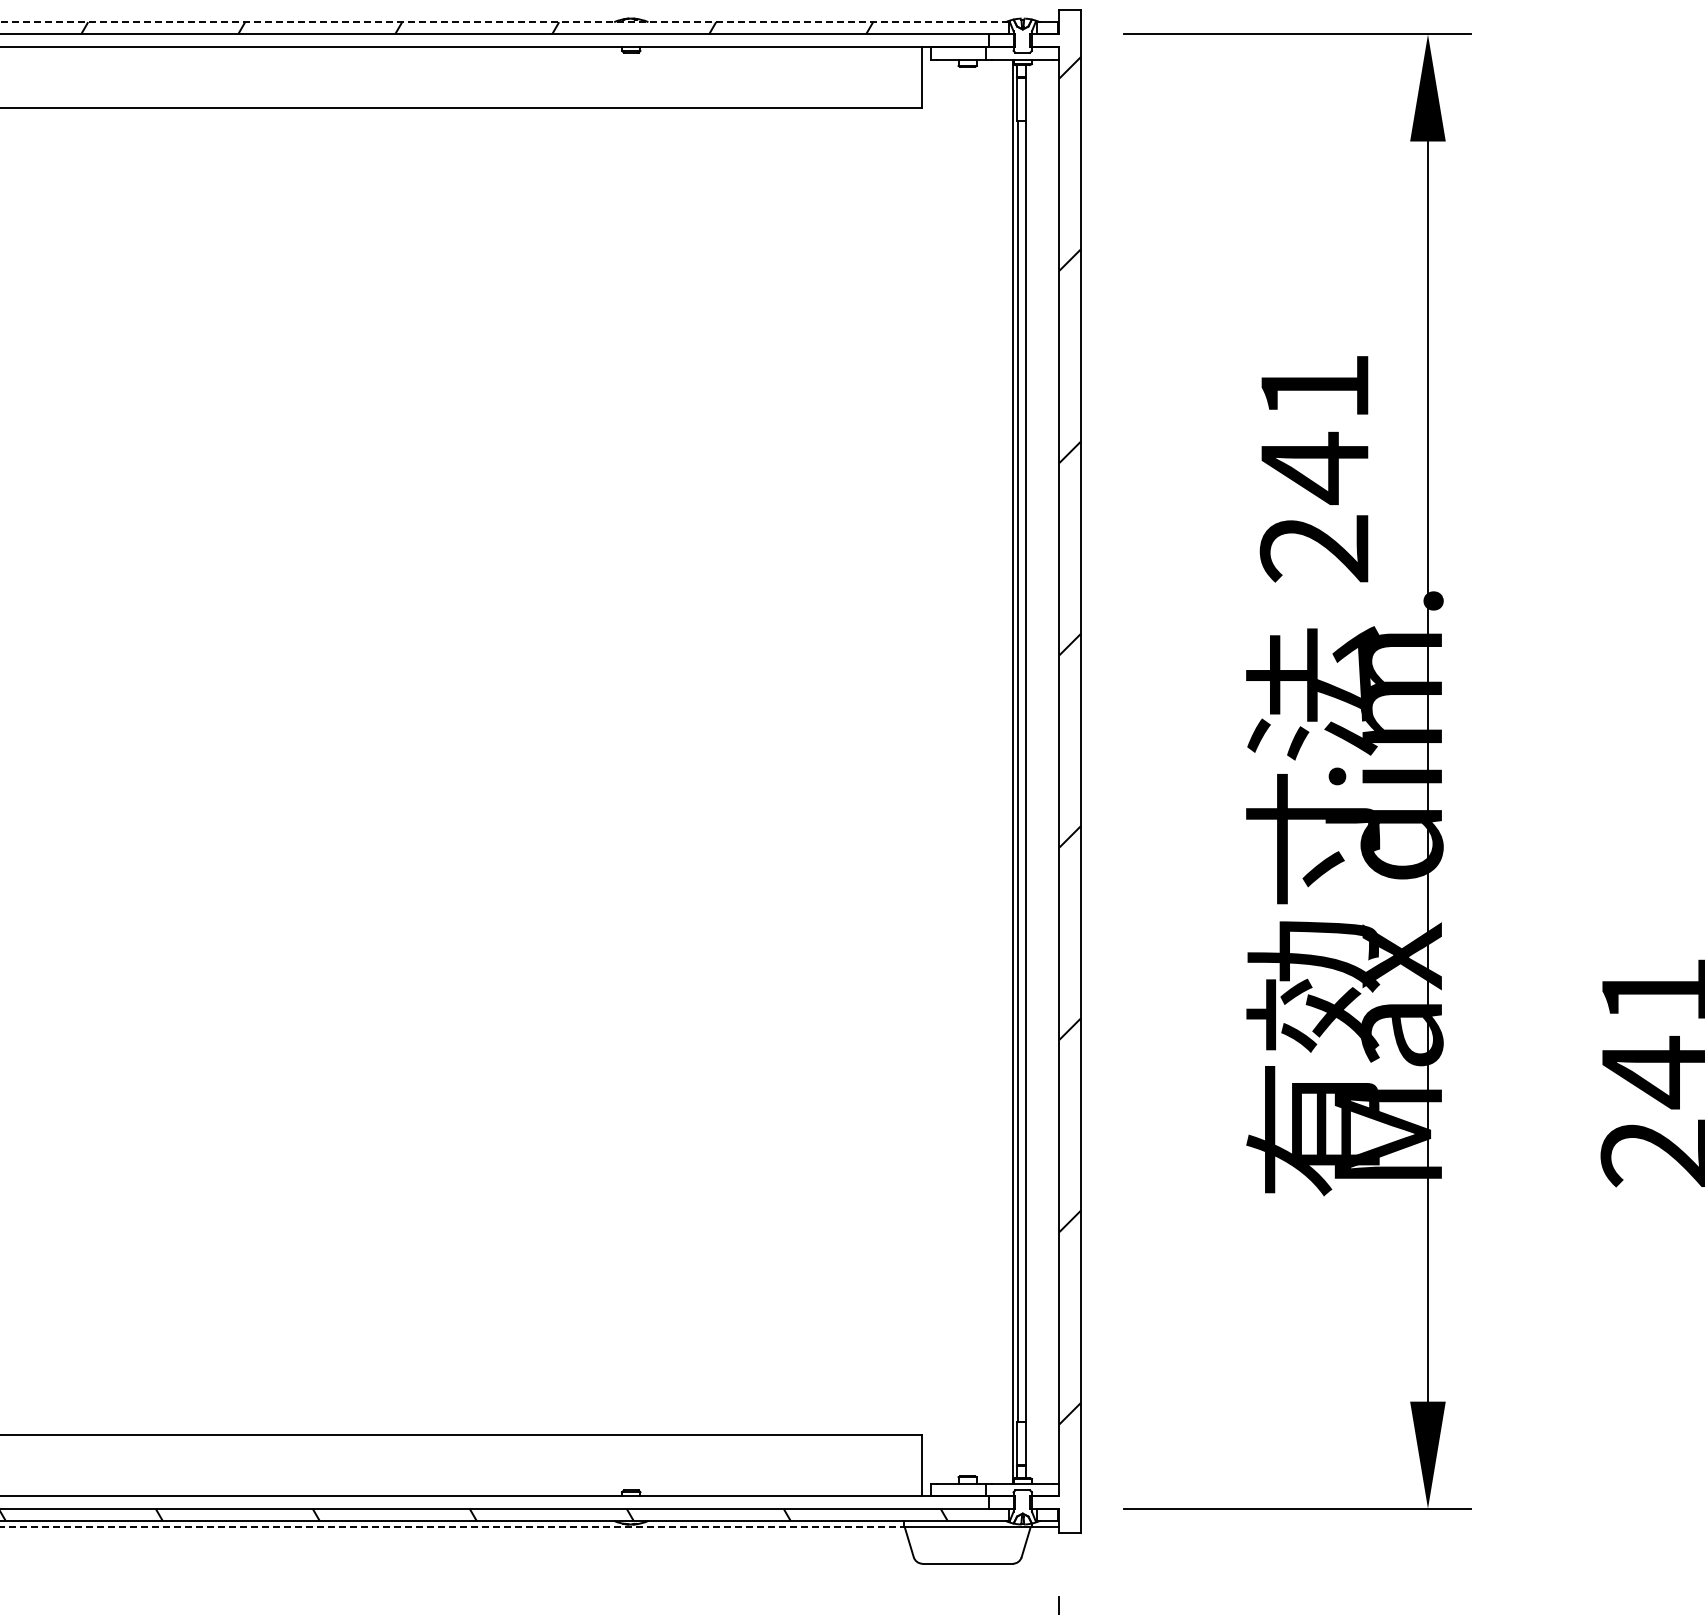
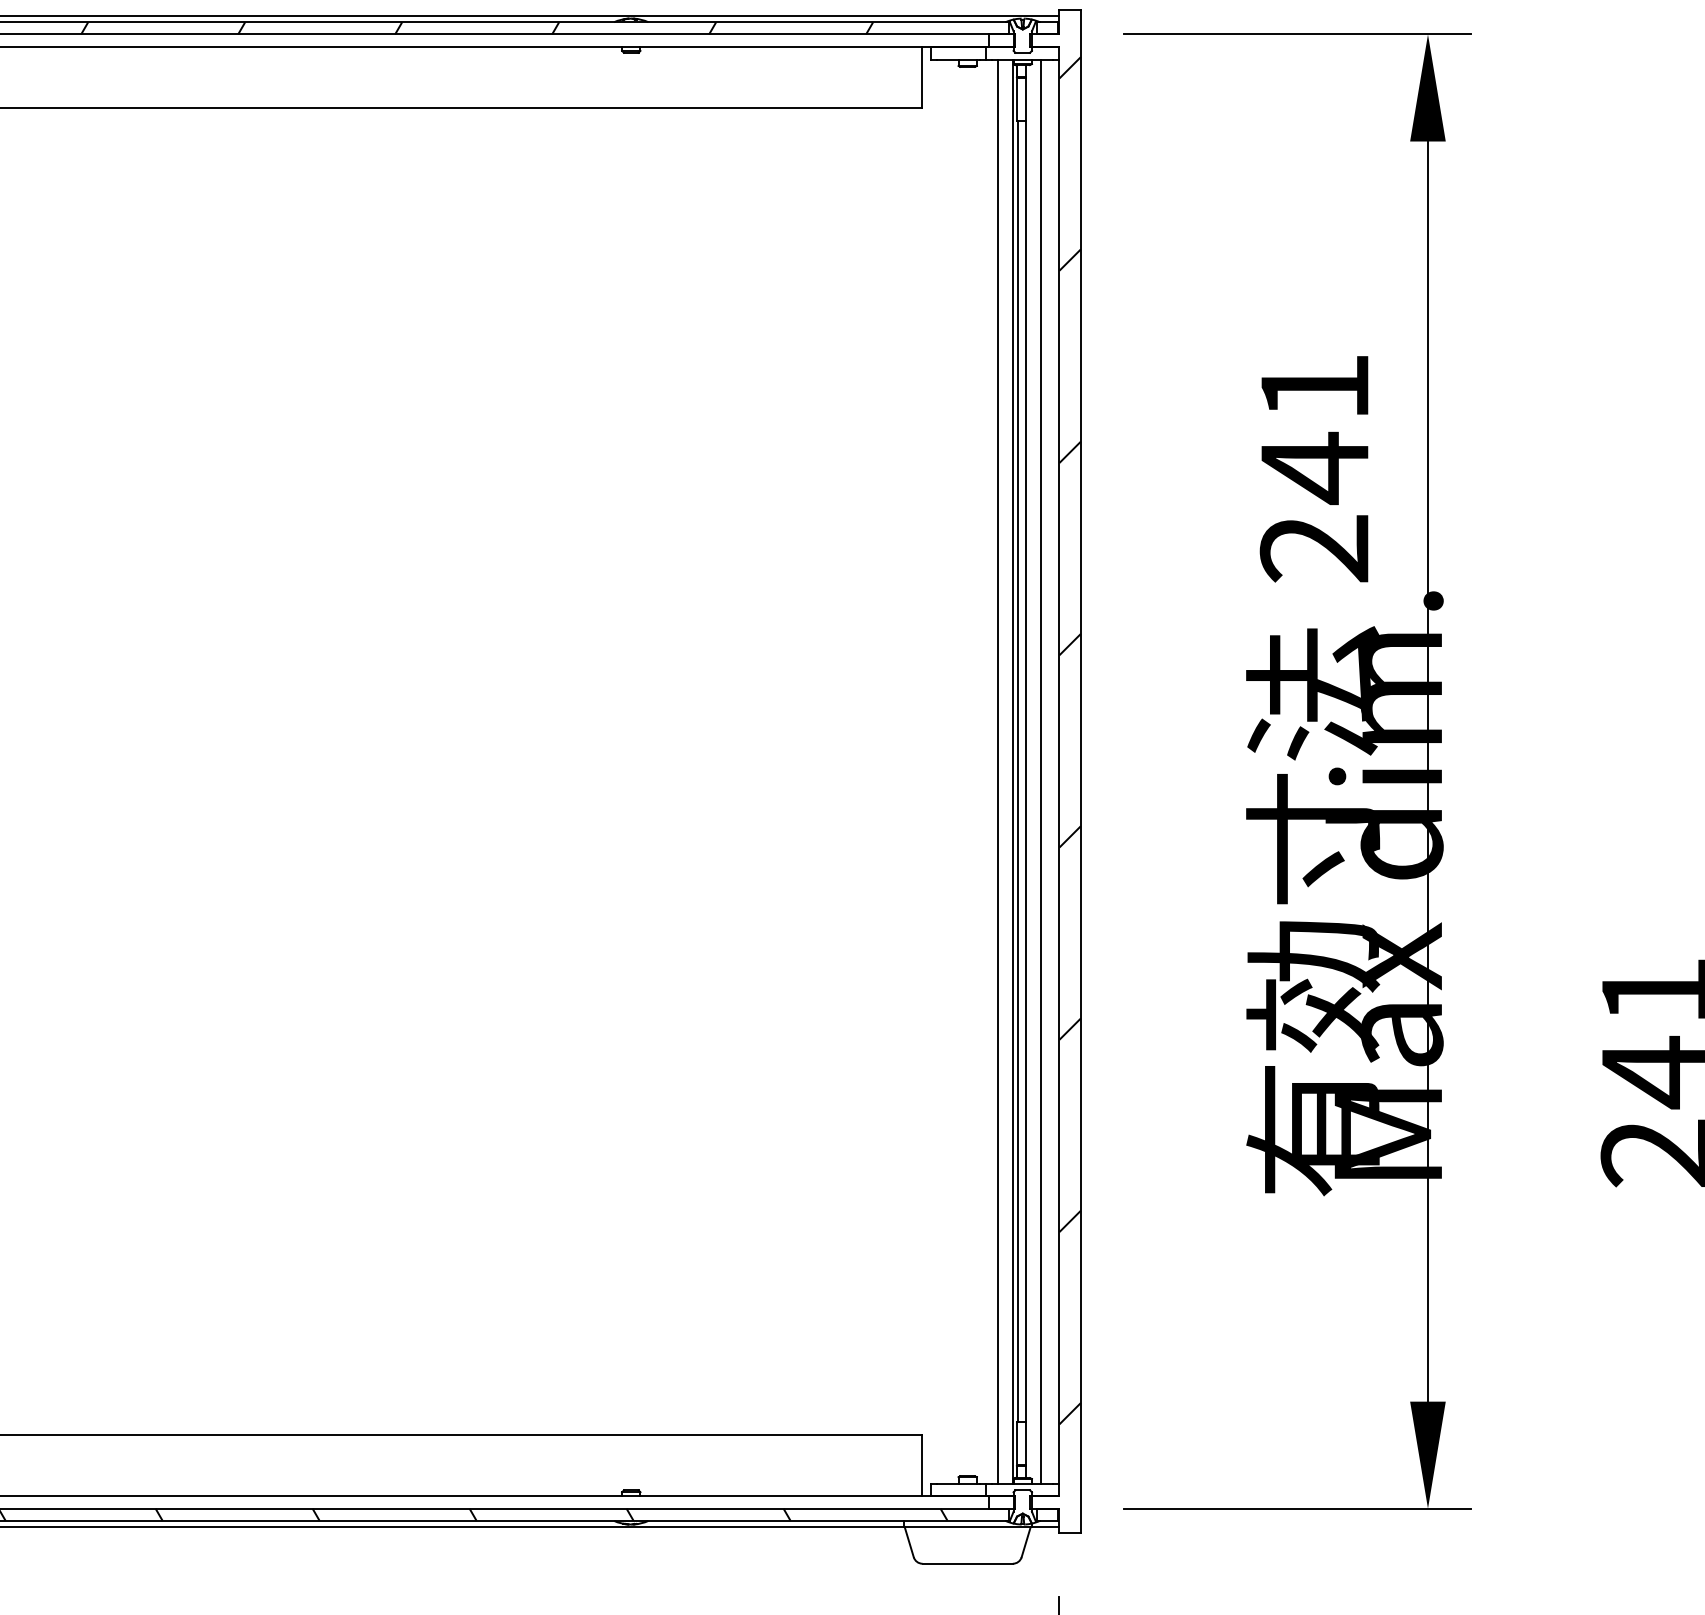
line: none -> present (530, 16)
line: dashed -> solid (504, 22)
line: none -> present (998, 771)
line: none -> present (1041, 771)
line: dashed -> solid (452, 1527)
